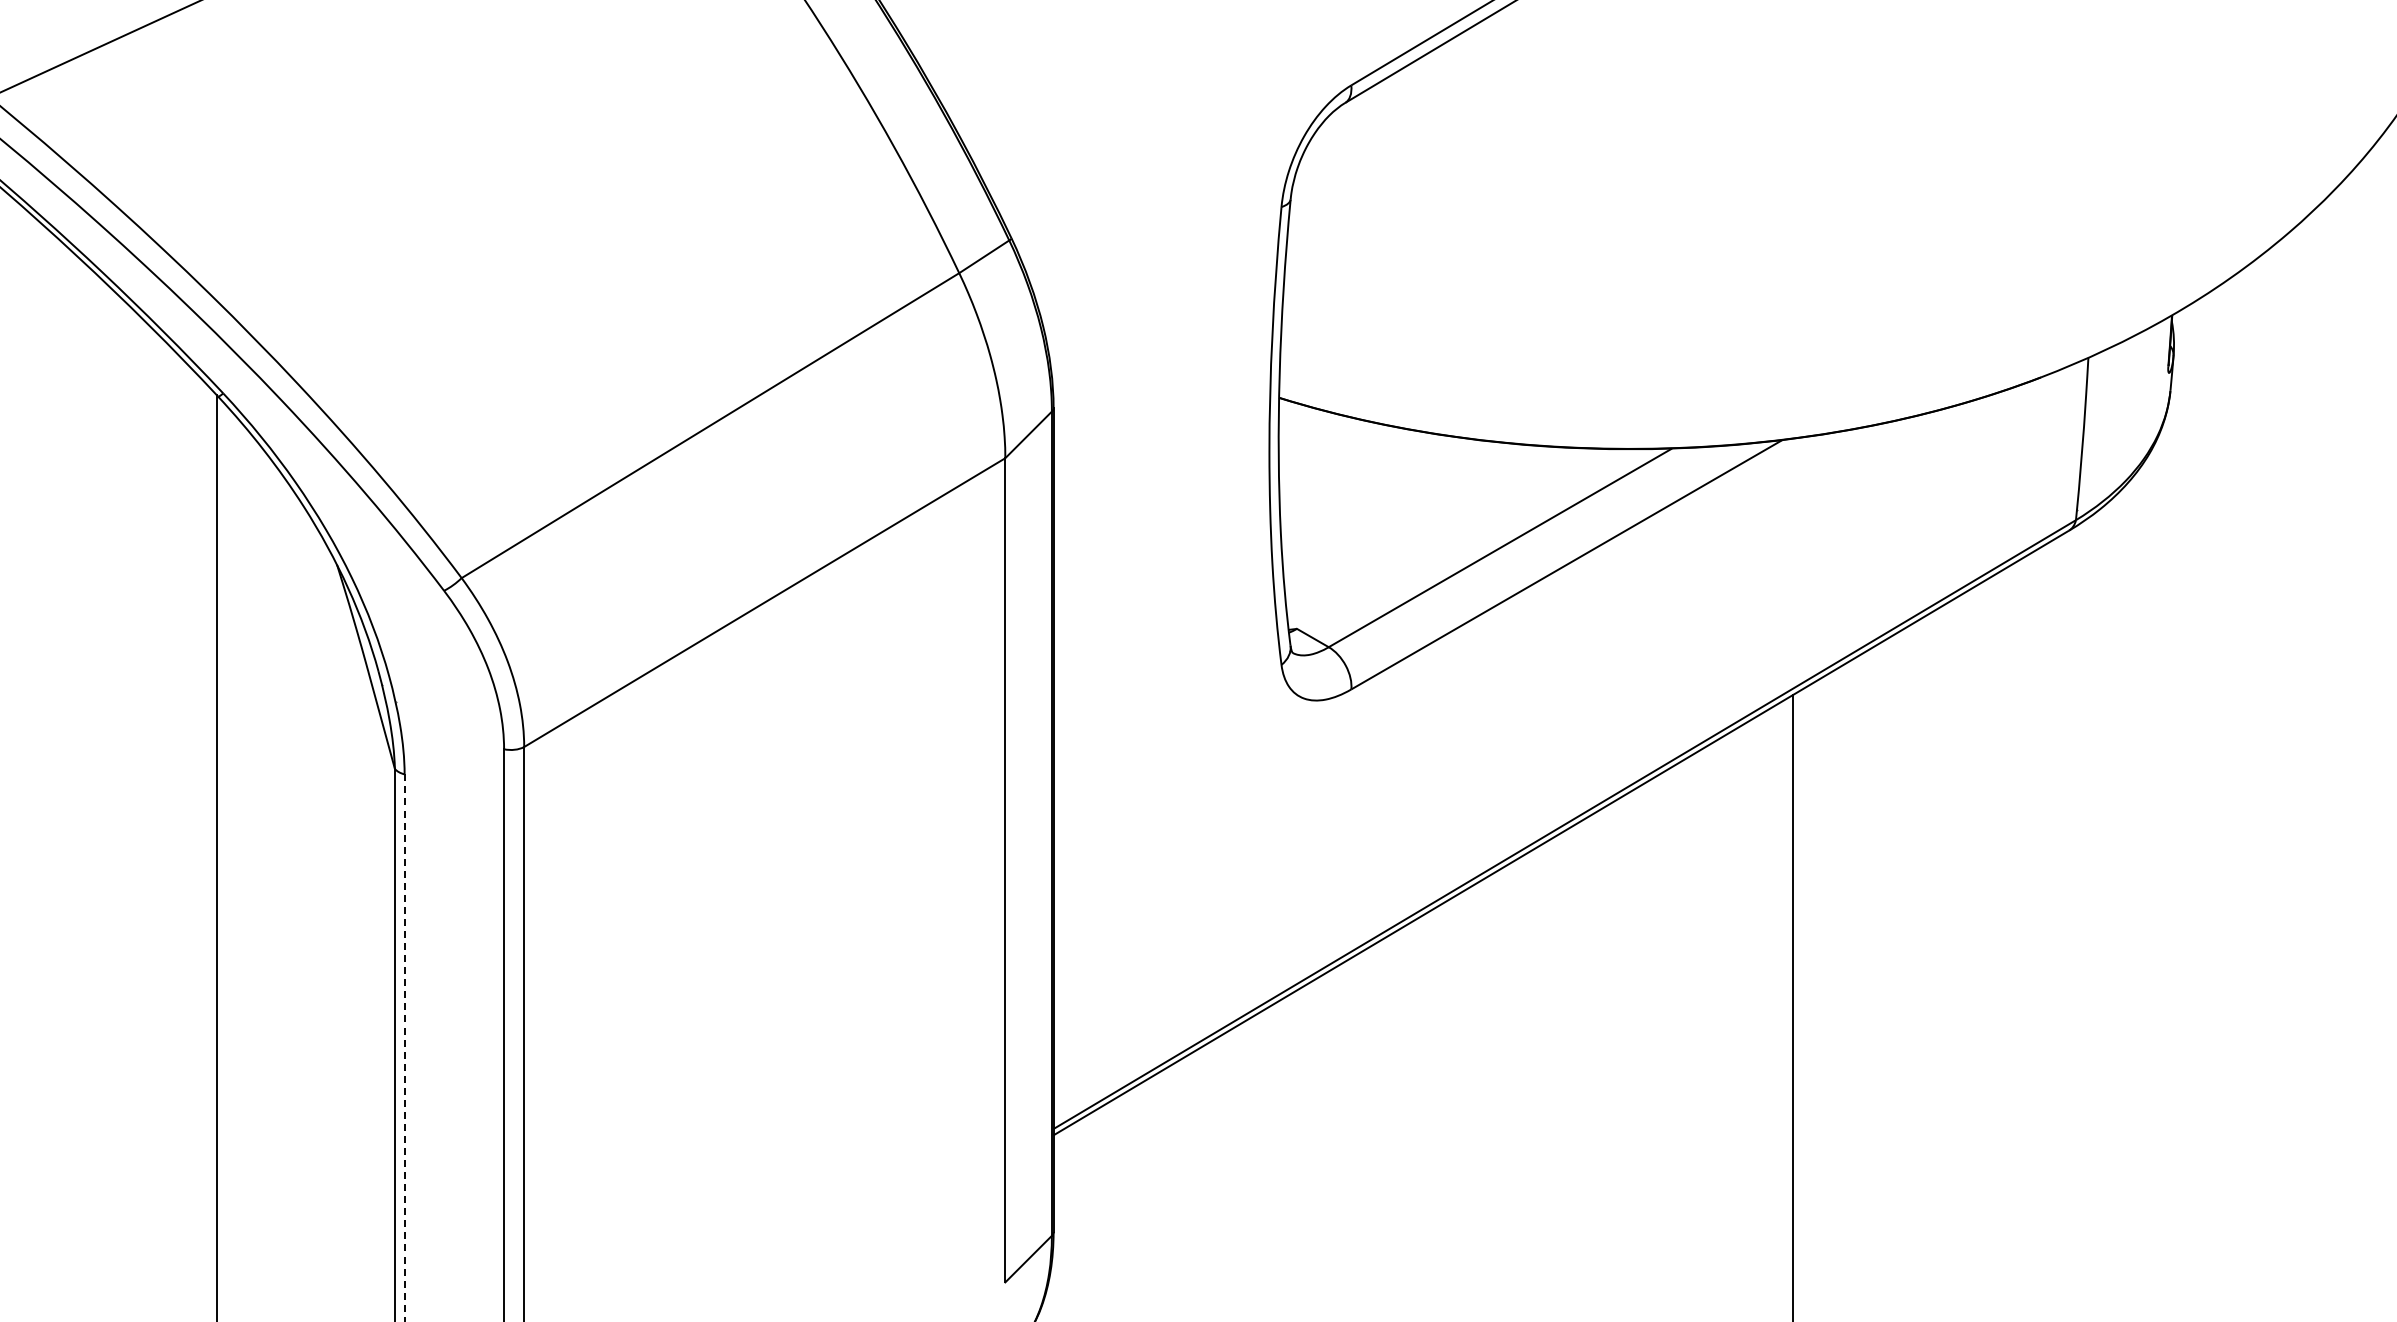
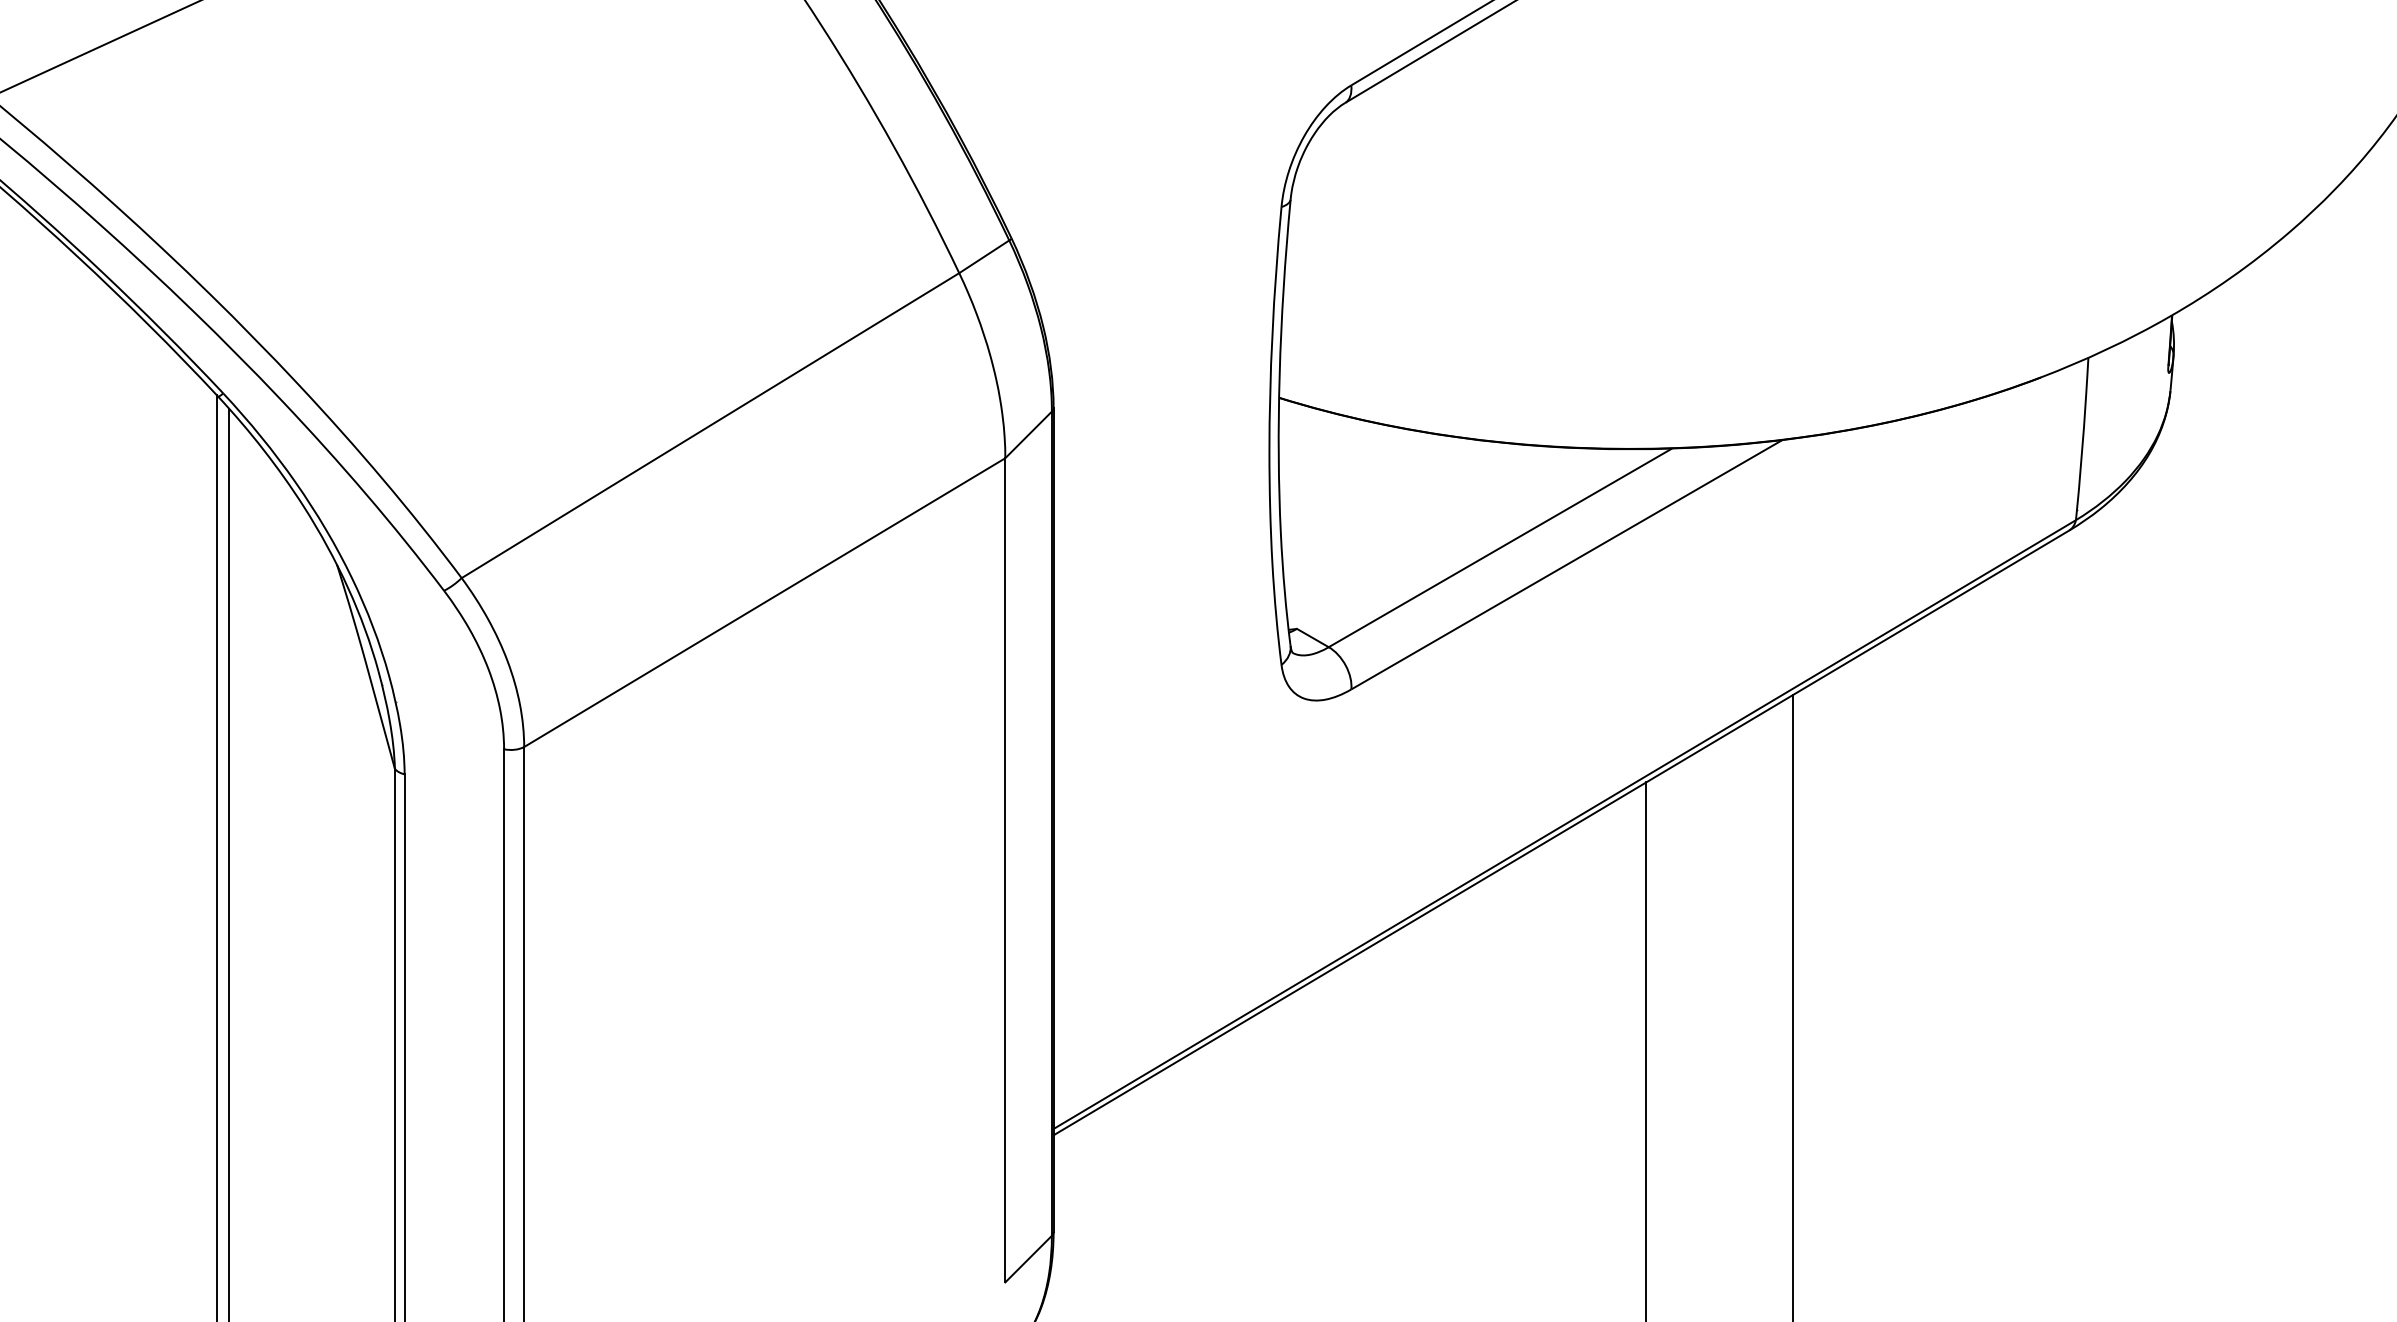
line: none -> present (229, 863)
line: dashed -> solid (404, 1048)
line: none -> present (1646, 1050)
